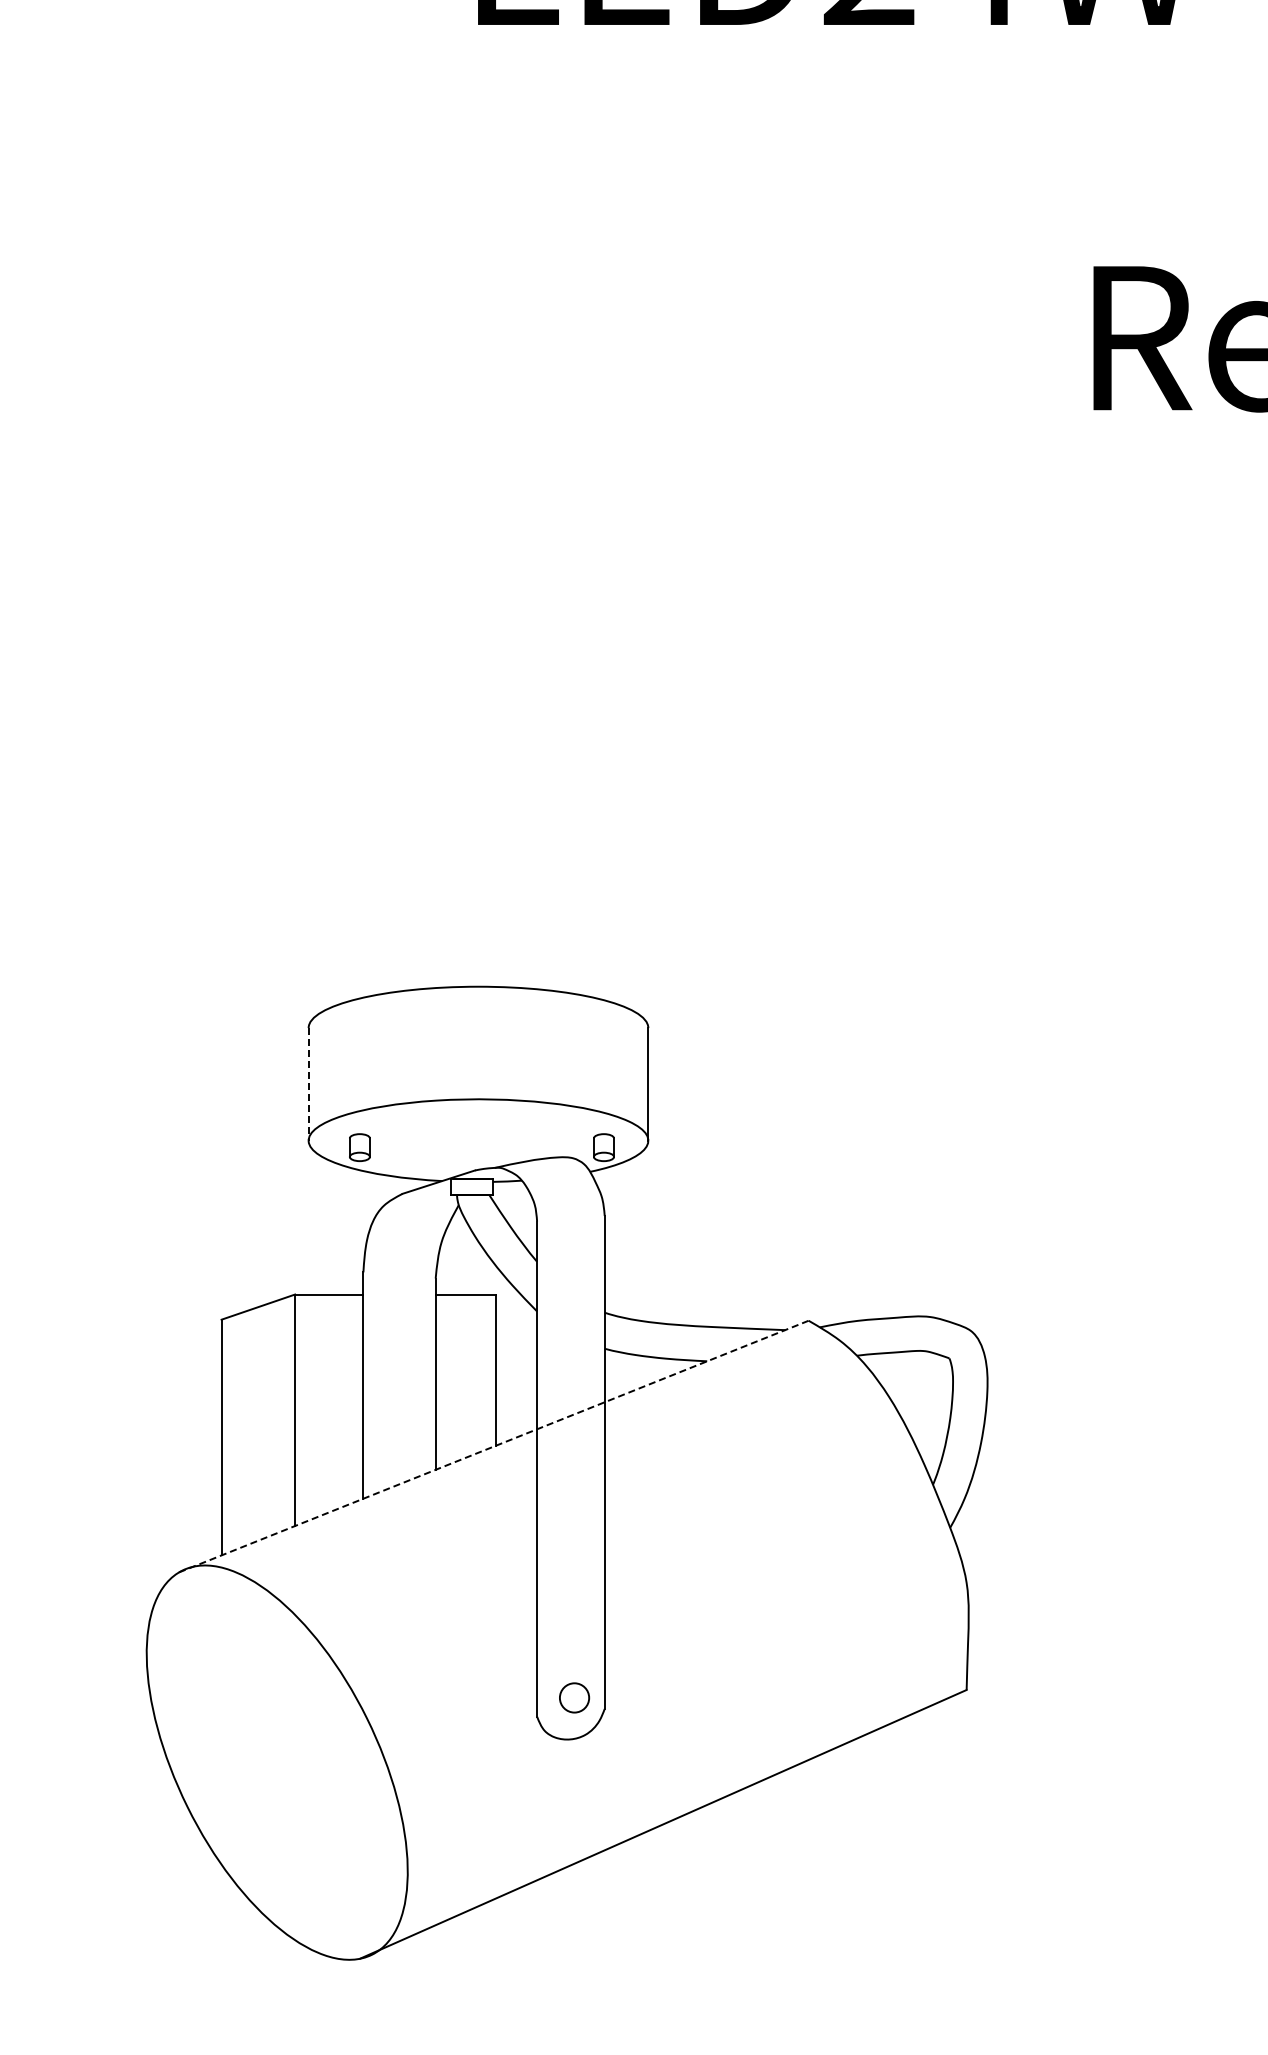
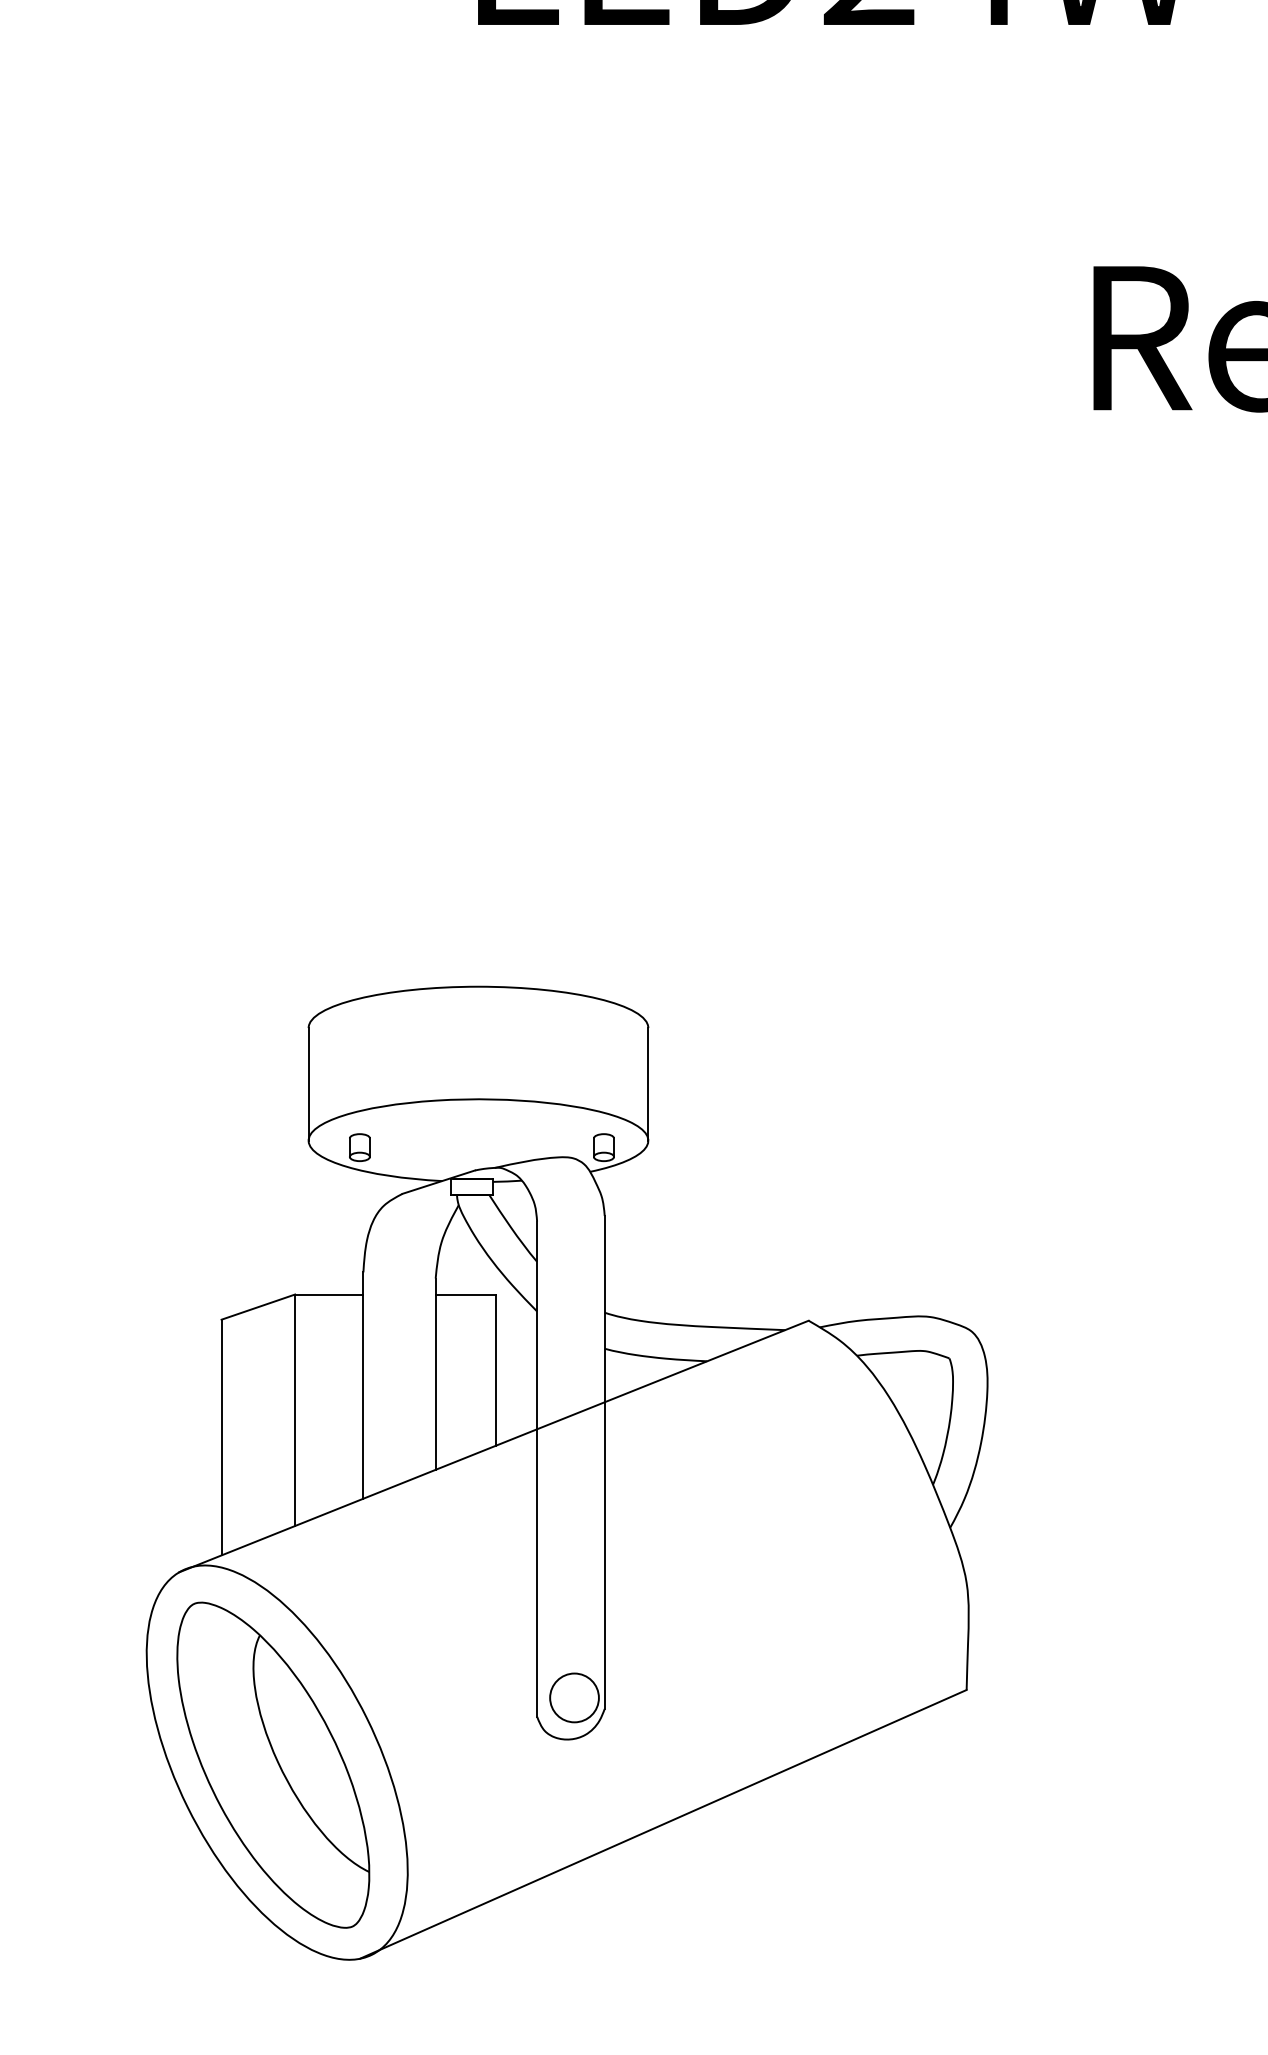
line: dashed -> solid (308, 1084)
line: dashed -> solid (494, 1446)
circle diameter: 29 px -> 49 px (574, 1697)
part: none -> present (273, 1764)
